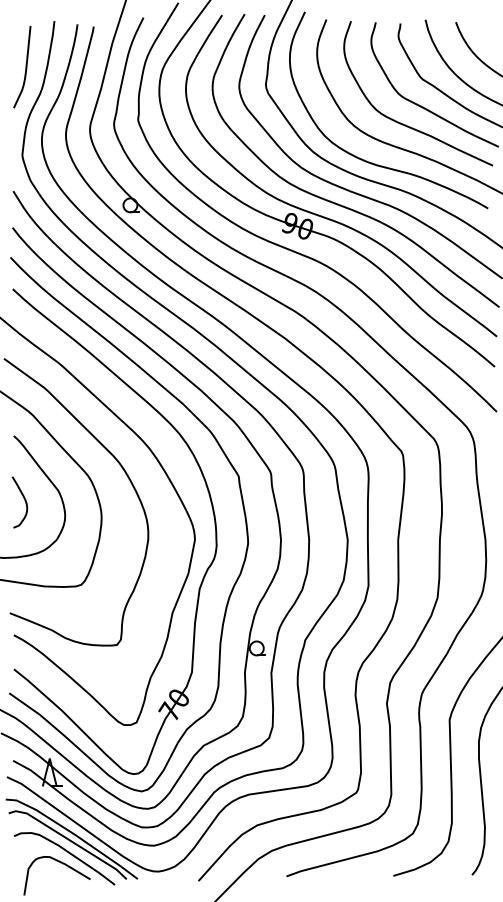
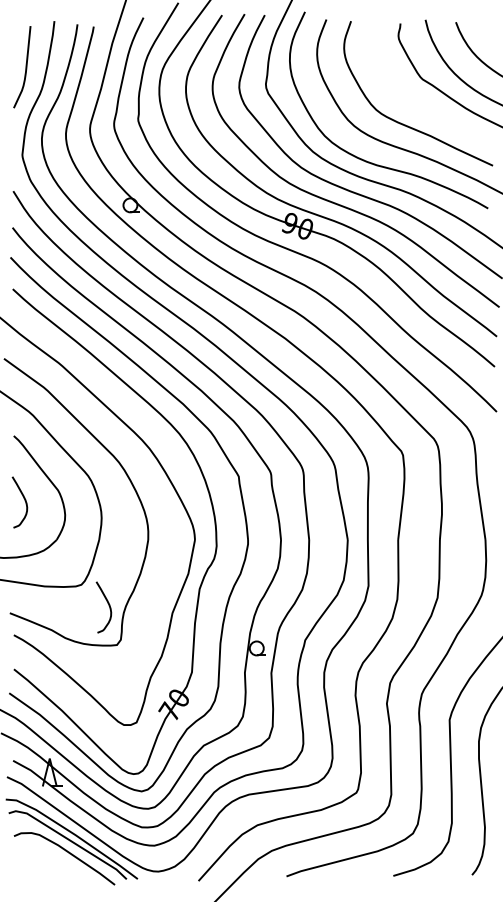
curve: present -> none (423, 106)
curve: none -> present (108, 605)
curve: present -> none (62, 864)
